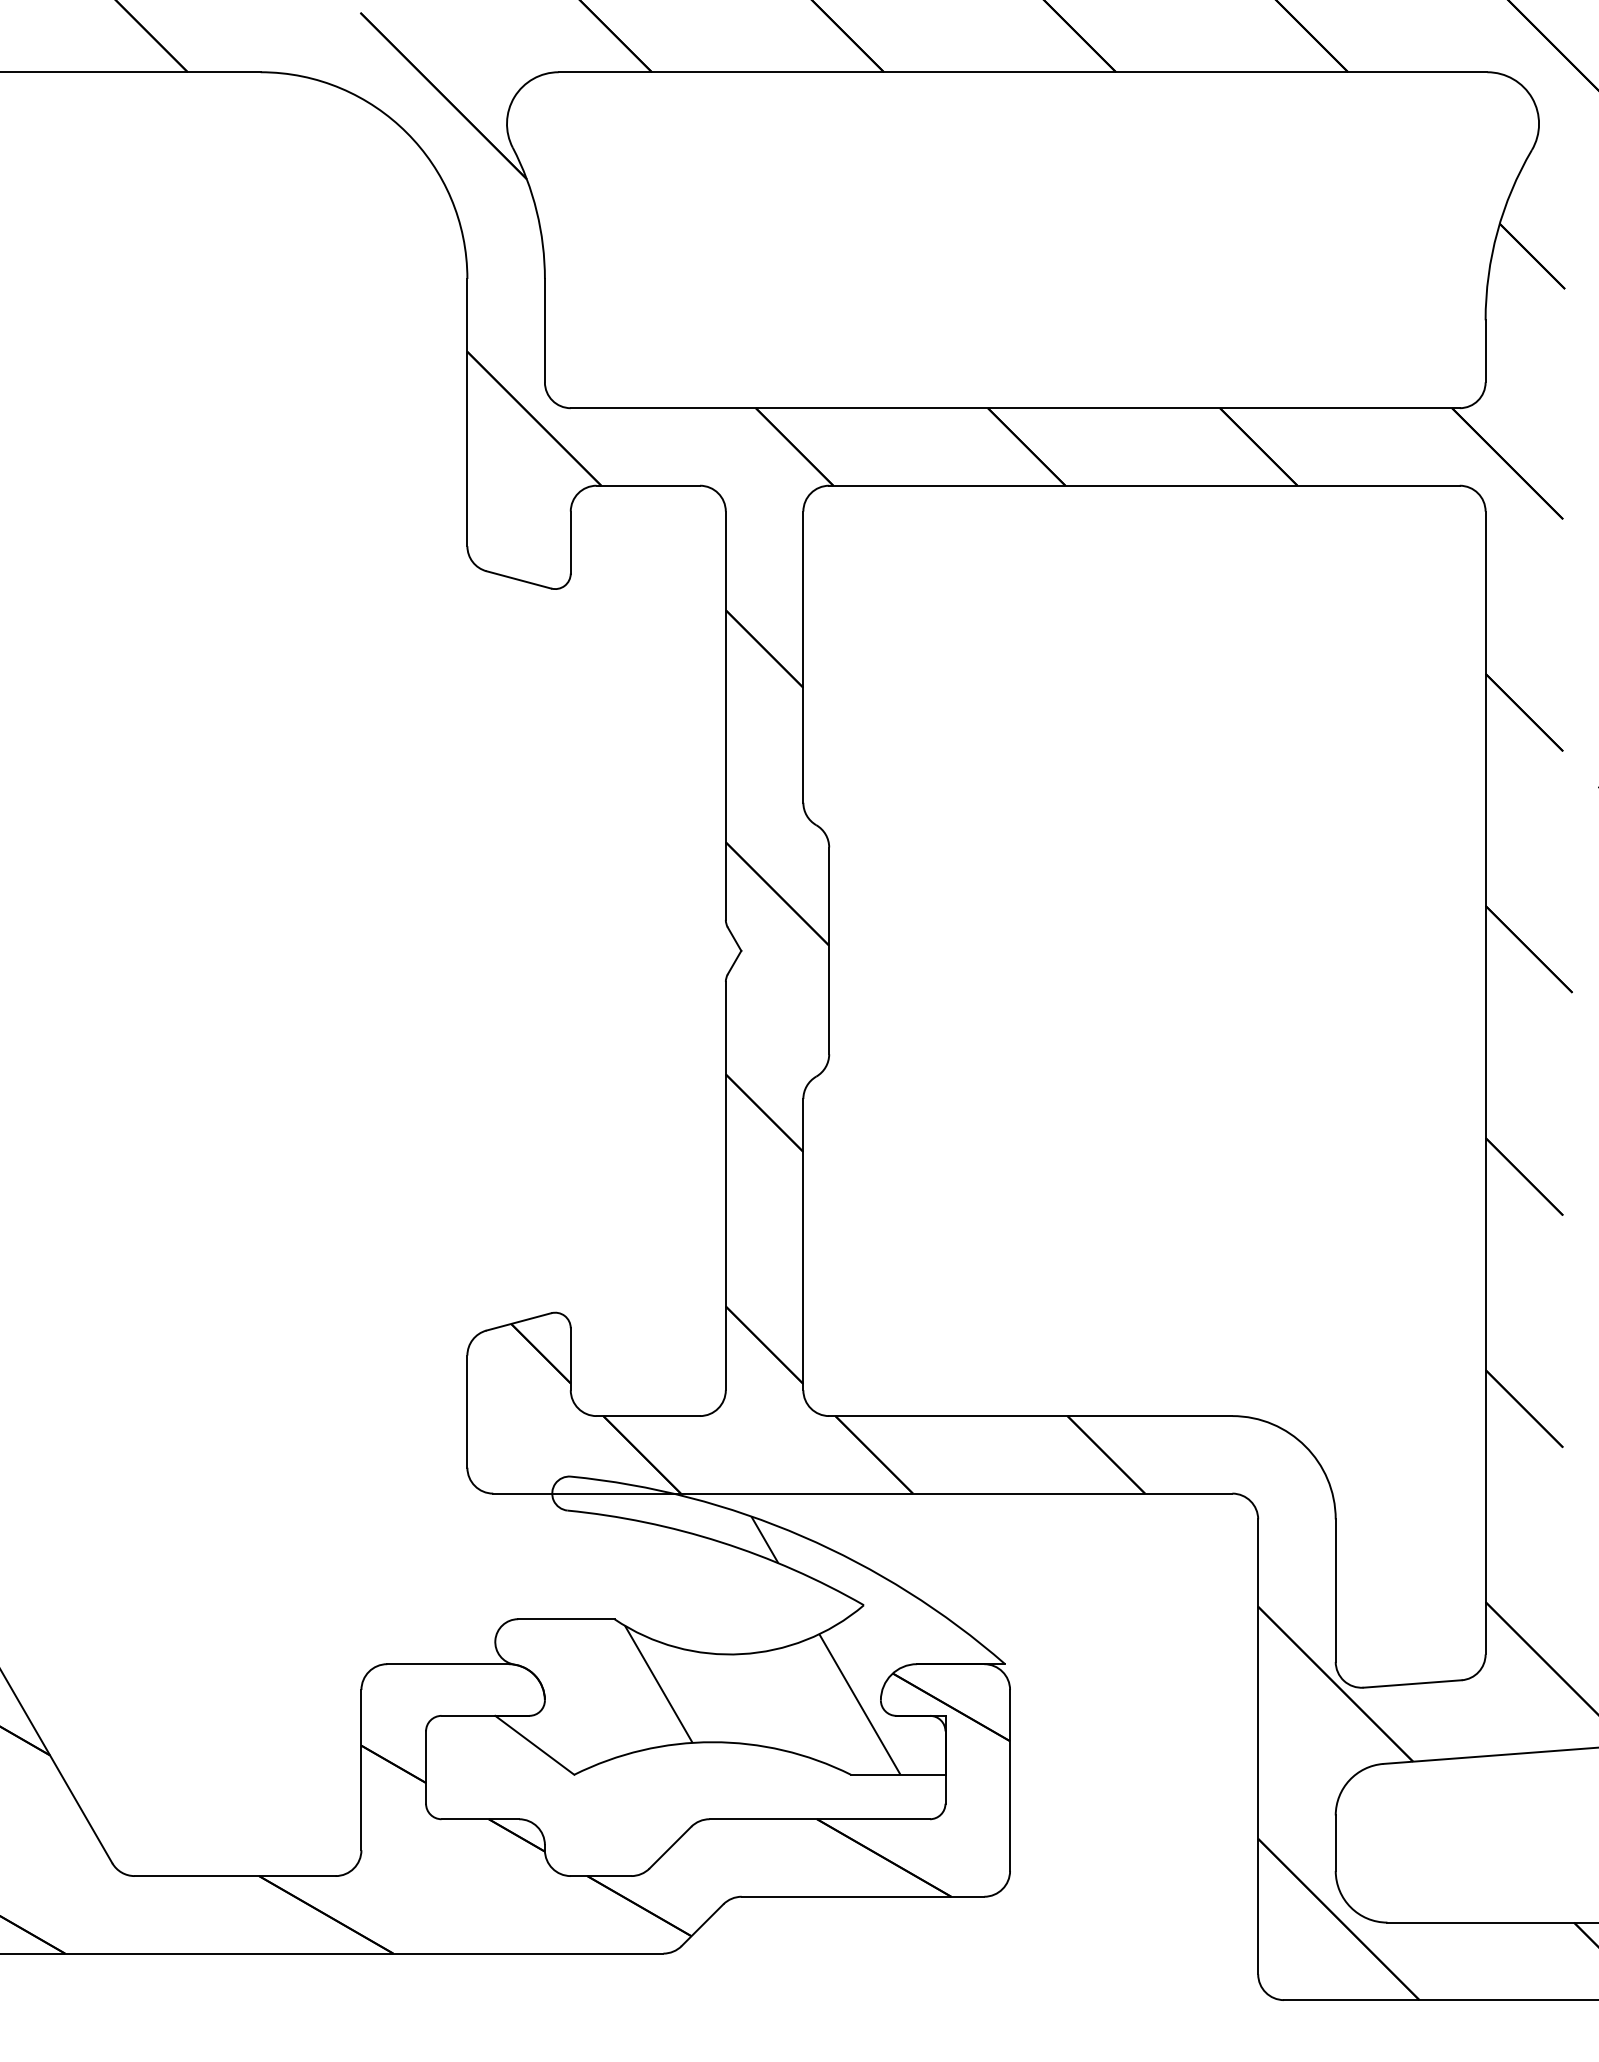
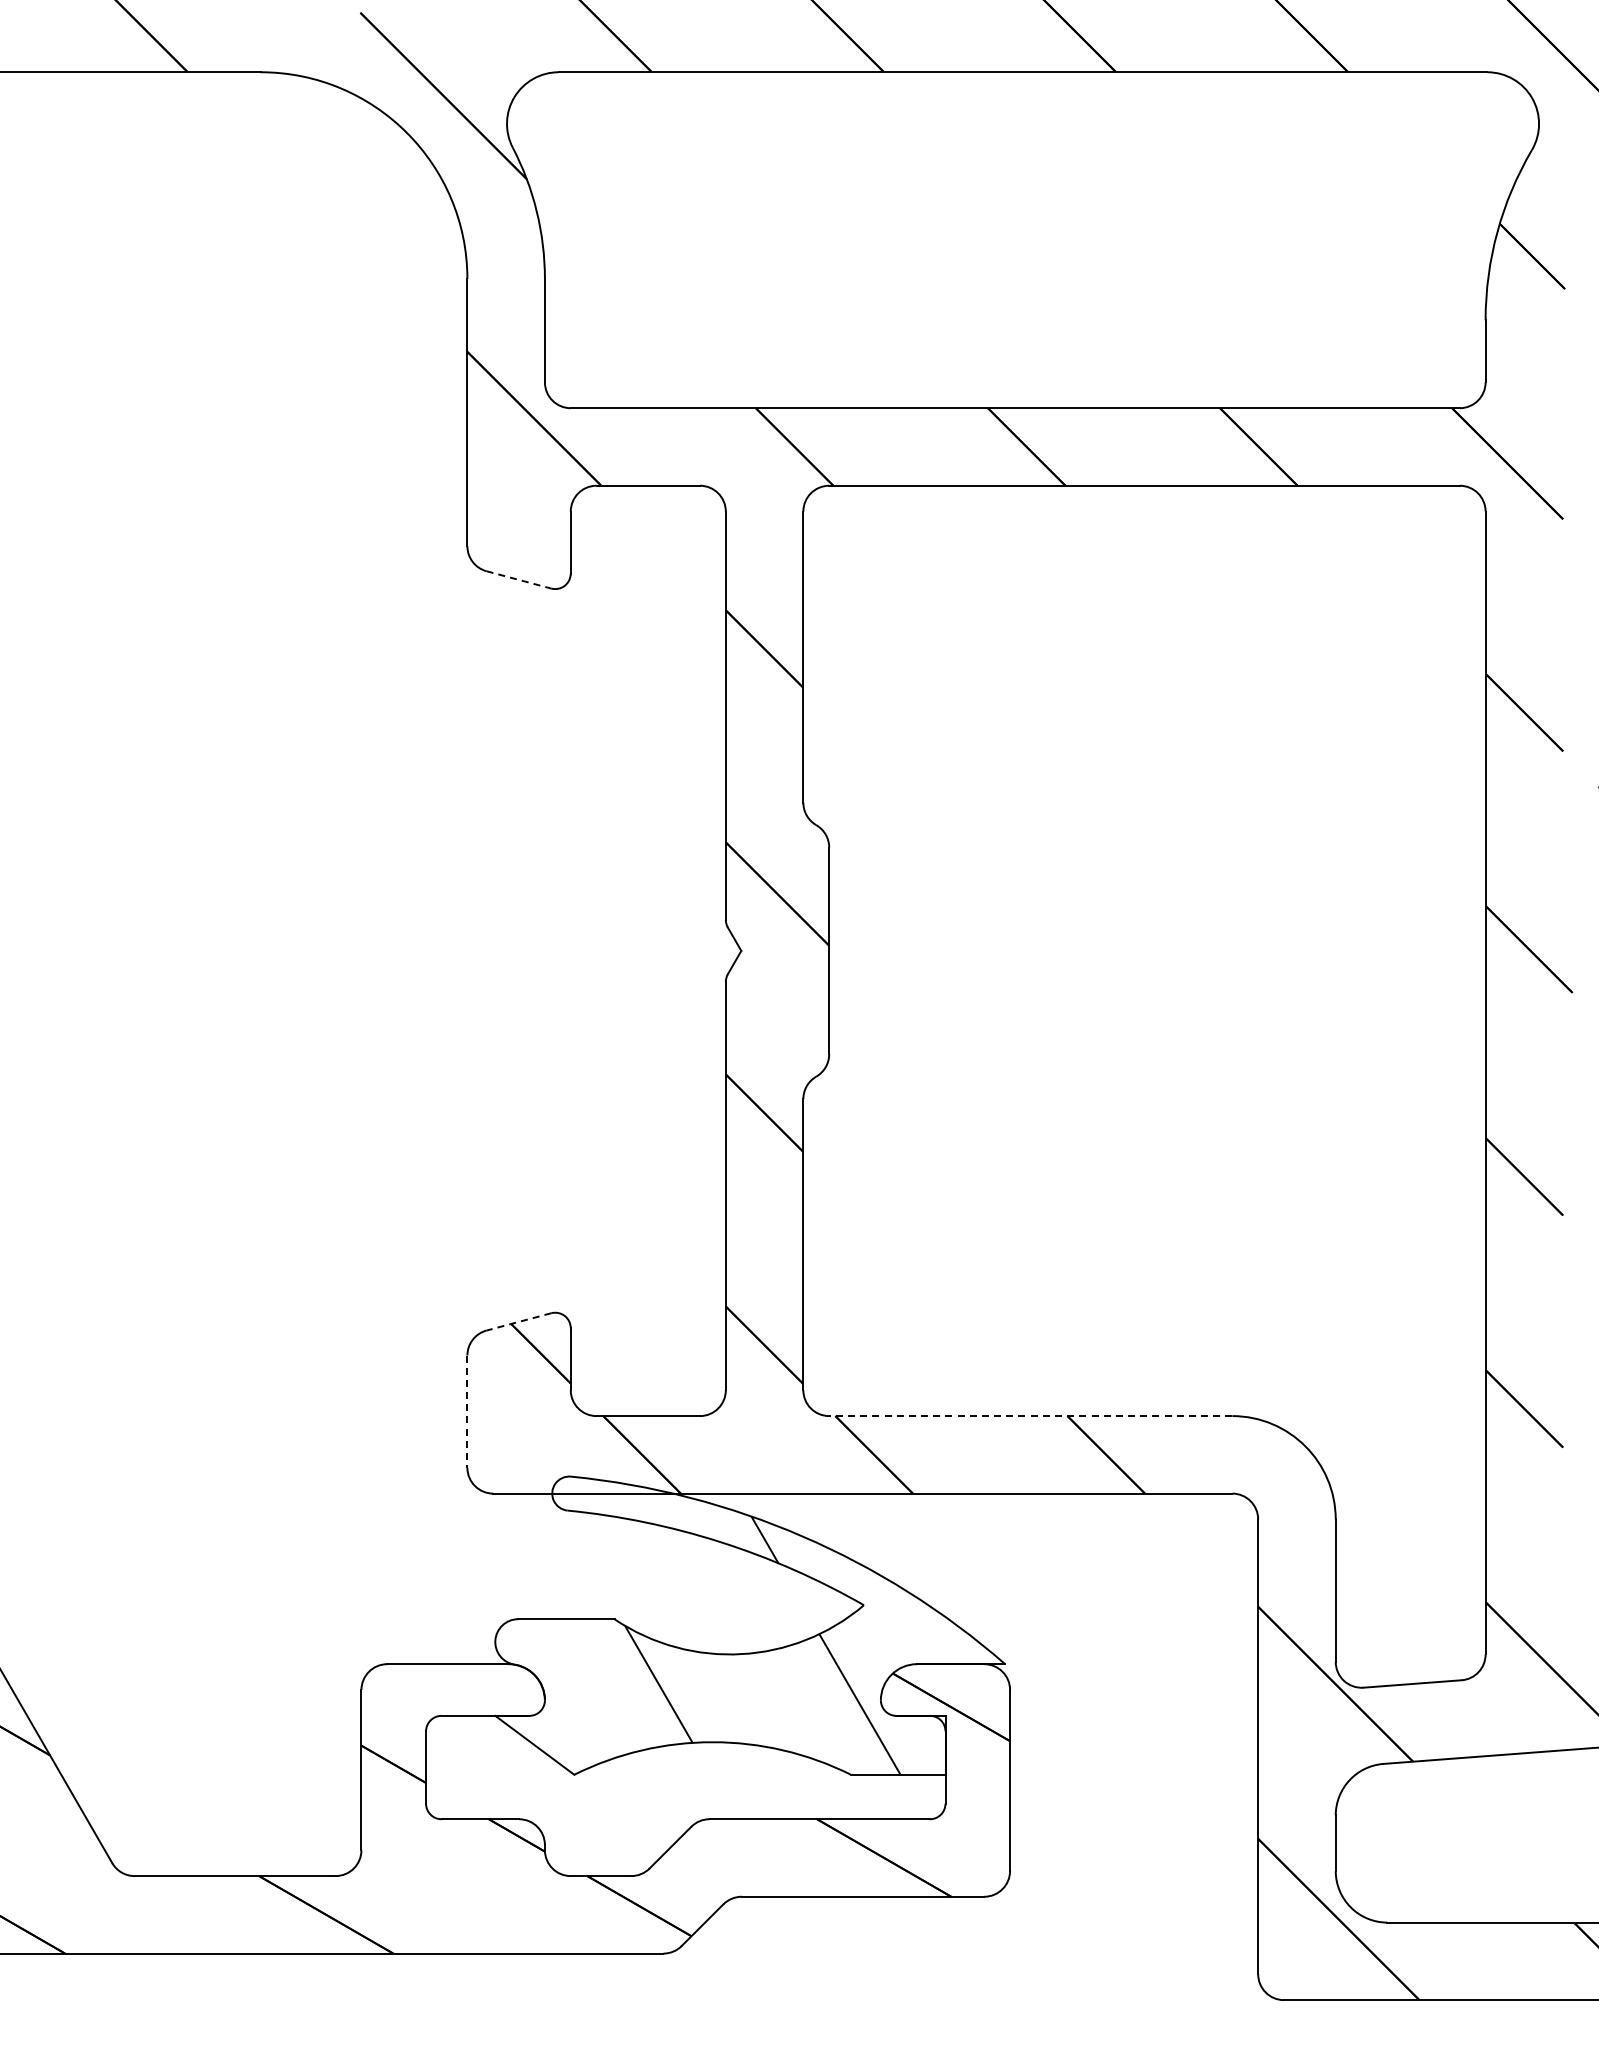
line: solid -> dashed (519, 580)
line: solid -> dashed (518, 1322)
line: solid -> dashed (467, 1412)
line: solid -> dashed (1030, 1416)
